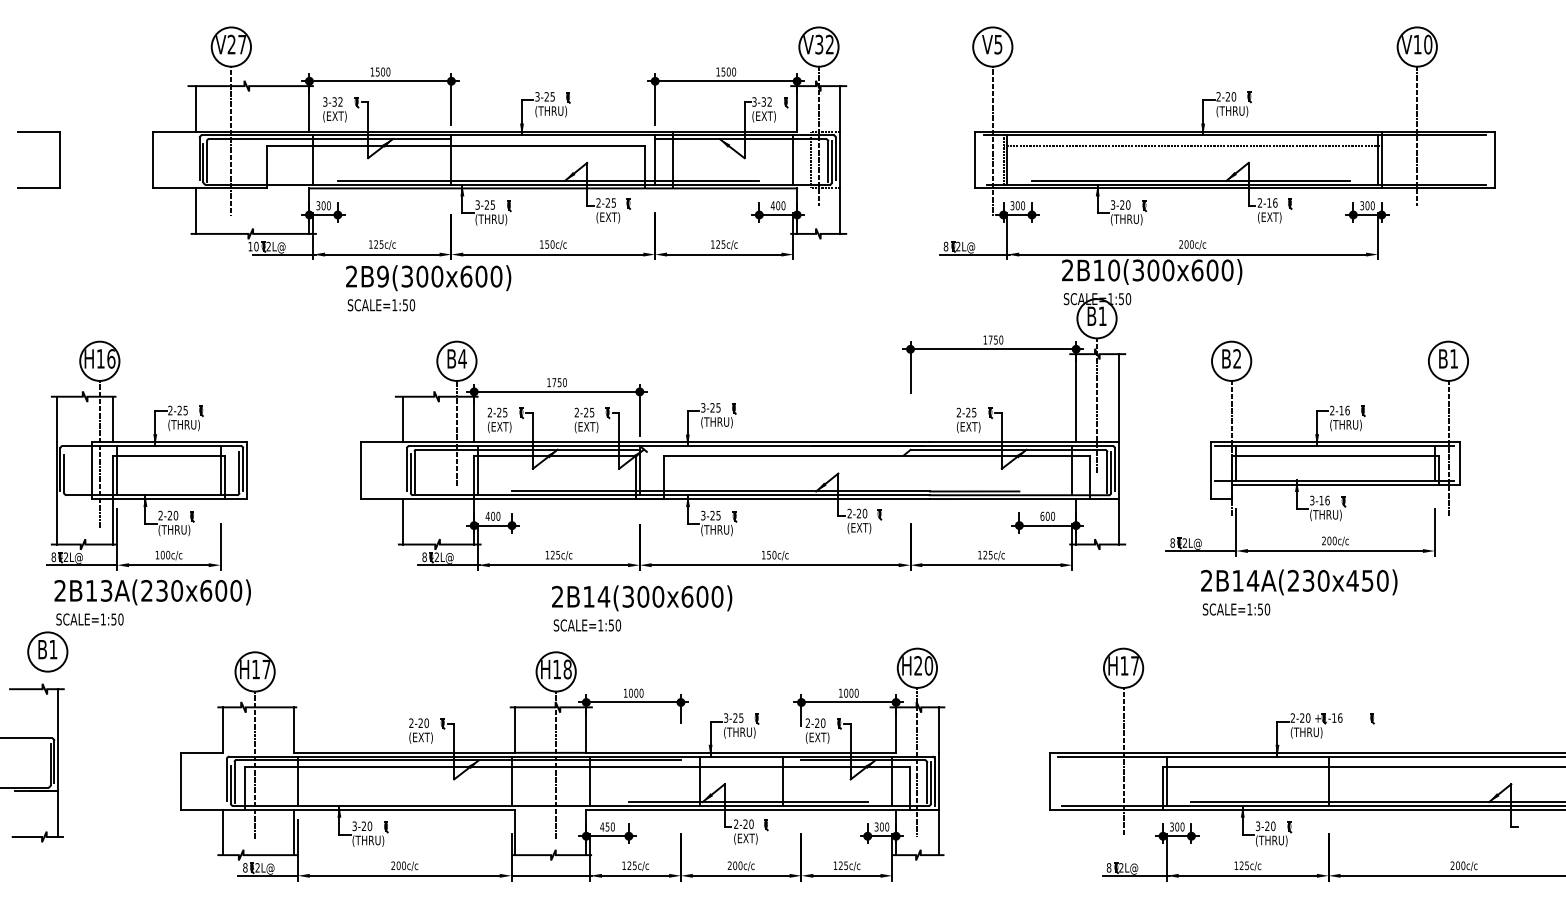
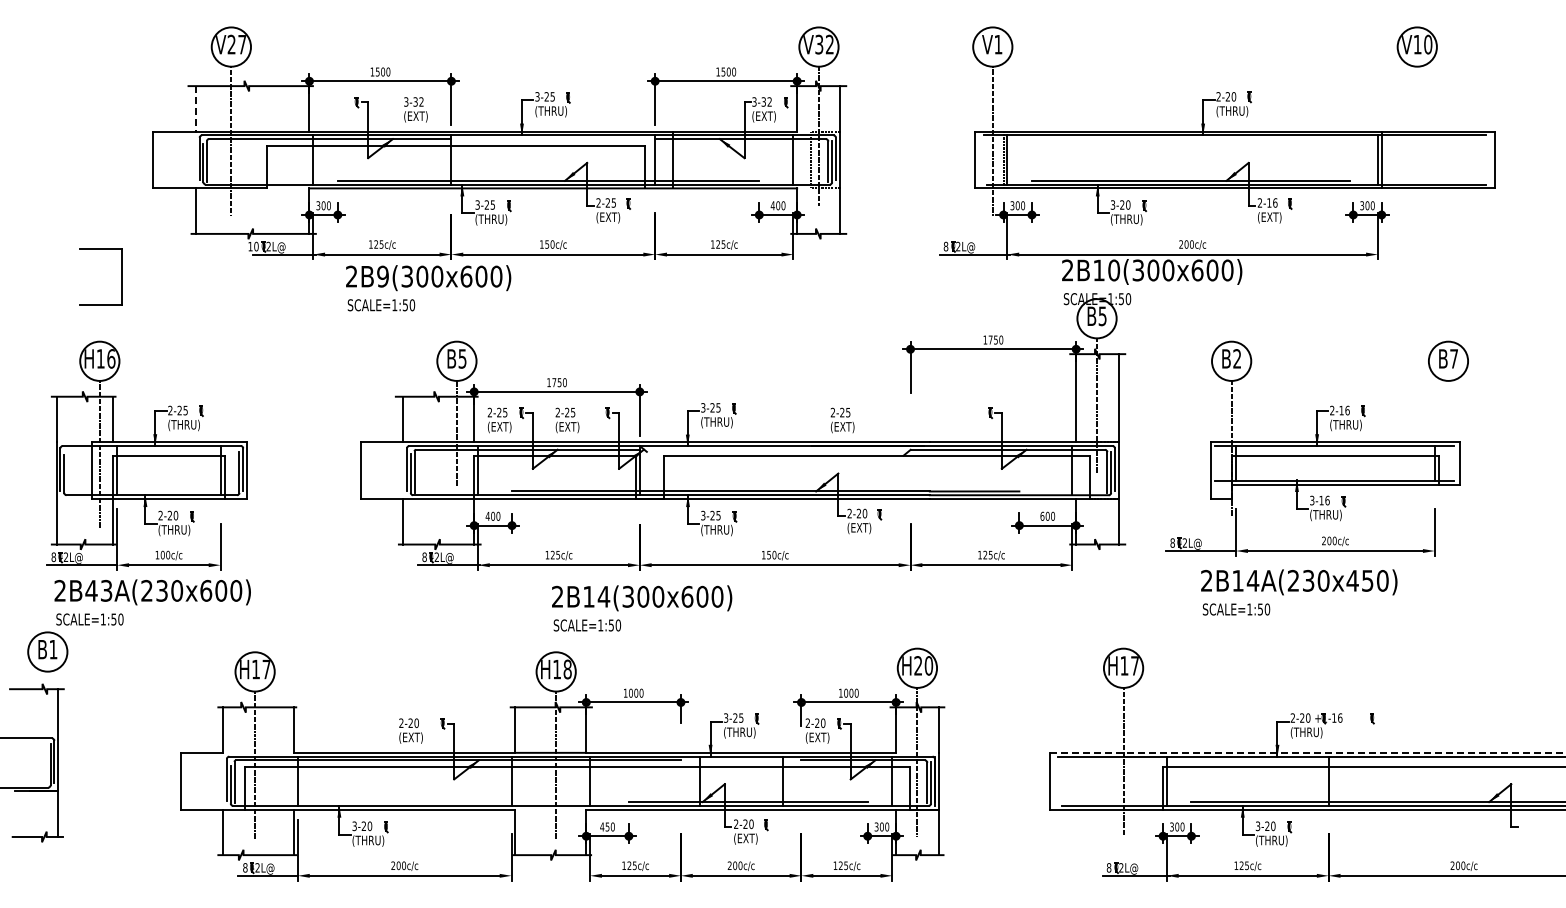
text: V5 -> V1 (998, 44)
line: solid -> dashed (195, 108)
text position: (334, 109) -> (415, 109) (415, 109)
line: present -> none (1417, 136)
line: present -> none (1192, 145)
part position: (59, 159) -> (121, 276) (121, 276)
text: B1 -> B5 (1102, 316)
text: B4 -> B5 (462, 358)
text: B1 -> B7 (1453, 358)
text position: (586, 420) -> (567, 420) (567, 420)
text position: (968, 420) -> (842, 420) (842, 420)
line: present -> none (1448, 448)
text: 2B13A(230x600) -> 2B43A(230x600) (91, 590)
text position: (420, 730) -> (410, 730) (410, 730)
line: solid -> dashed (1307, 752)
line: present -> none (551, 875)
